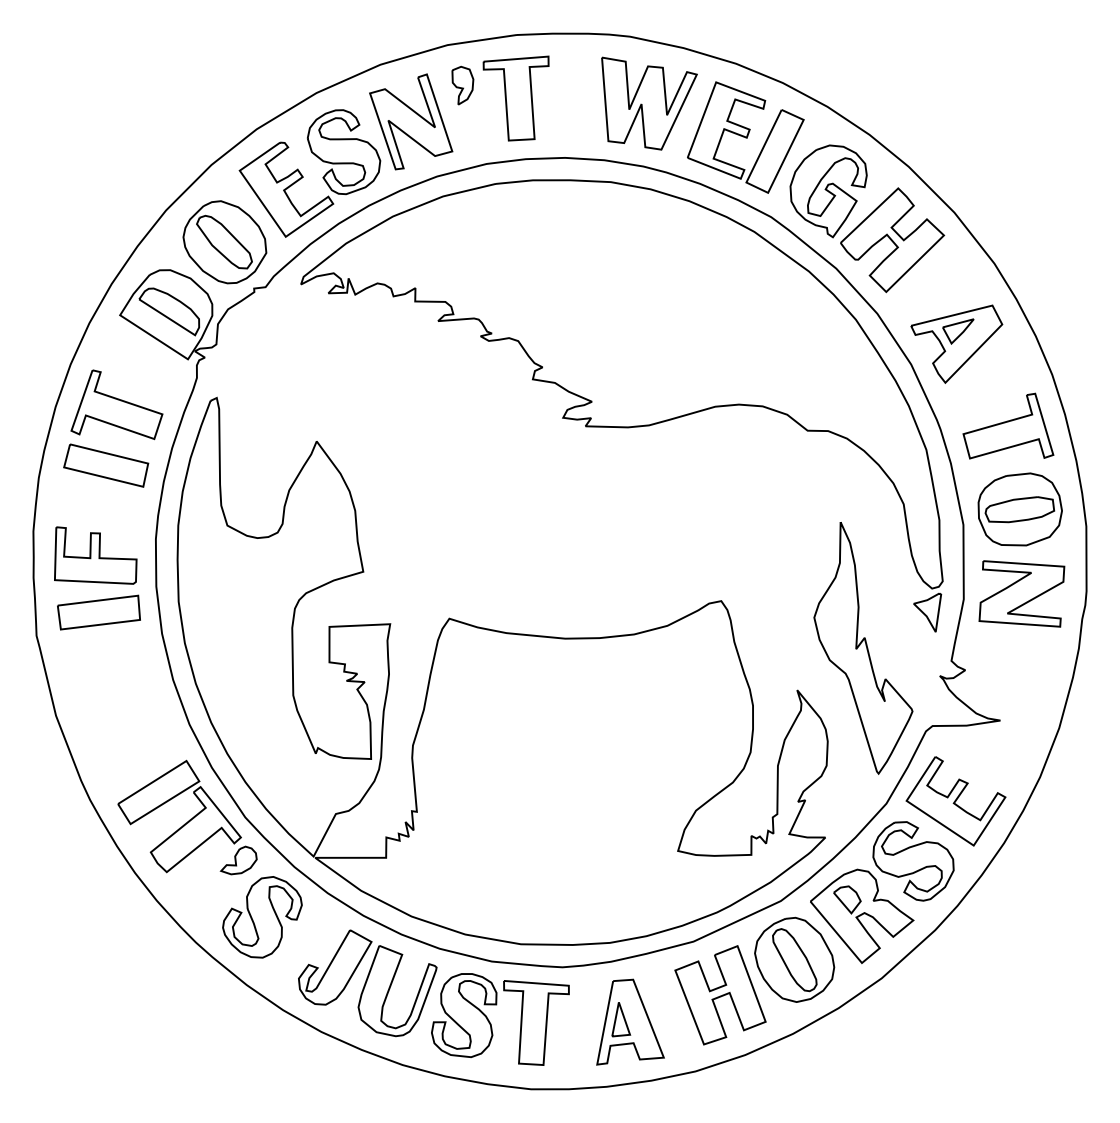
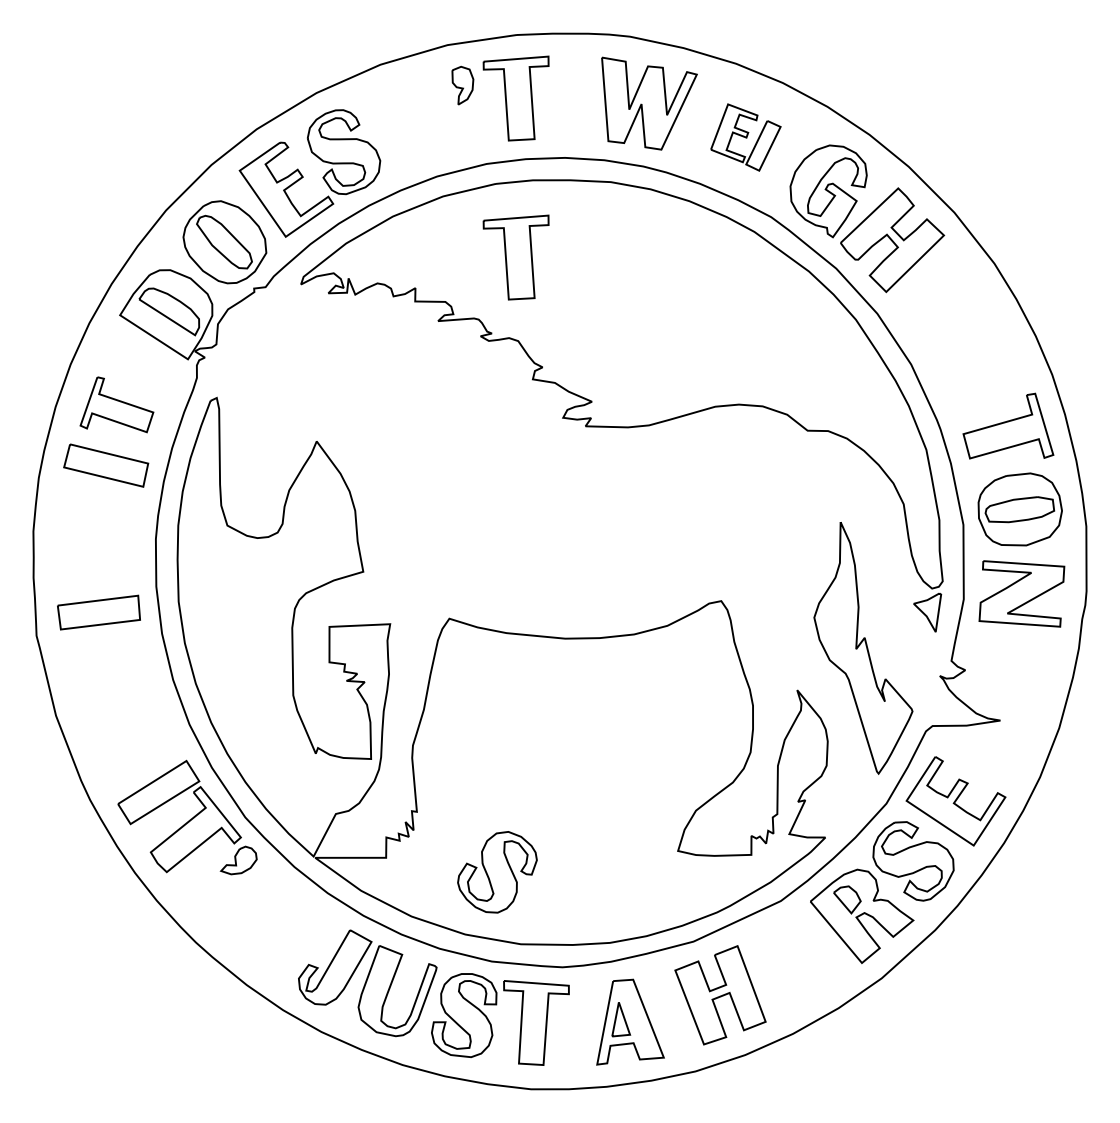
part: present -> none (411, 121)
part size: 118x113 px -> 72x69 px (745, 137)
part: none -> present (515, 257)
part: present -> none (956, 343)
part size: 94x72 px -> 76x58 px (116, 404)
part: present -> none (95, 555)
part position: (262, 917) -> (497, 872) (497, 872)
part: present -> none (794, 959)
